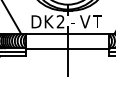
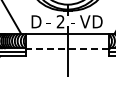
text: K -> - (48, 21)
text: T -> D (97, 21)
line: solid -> dashed (67, 49)
